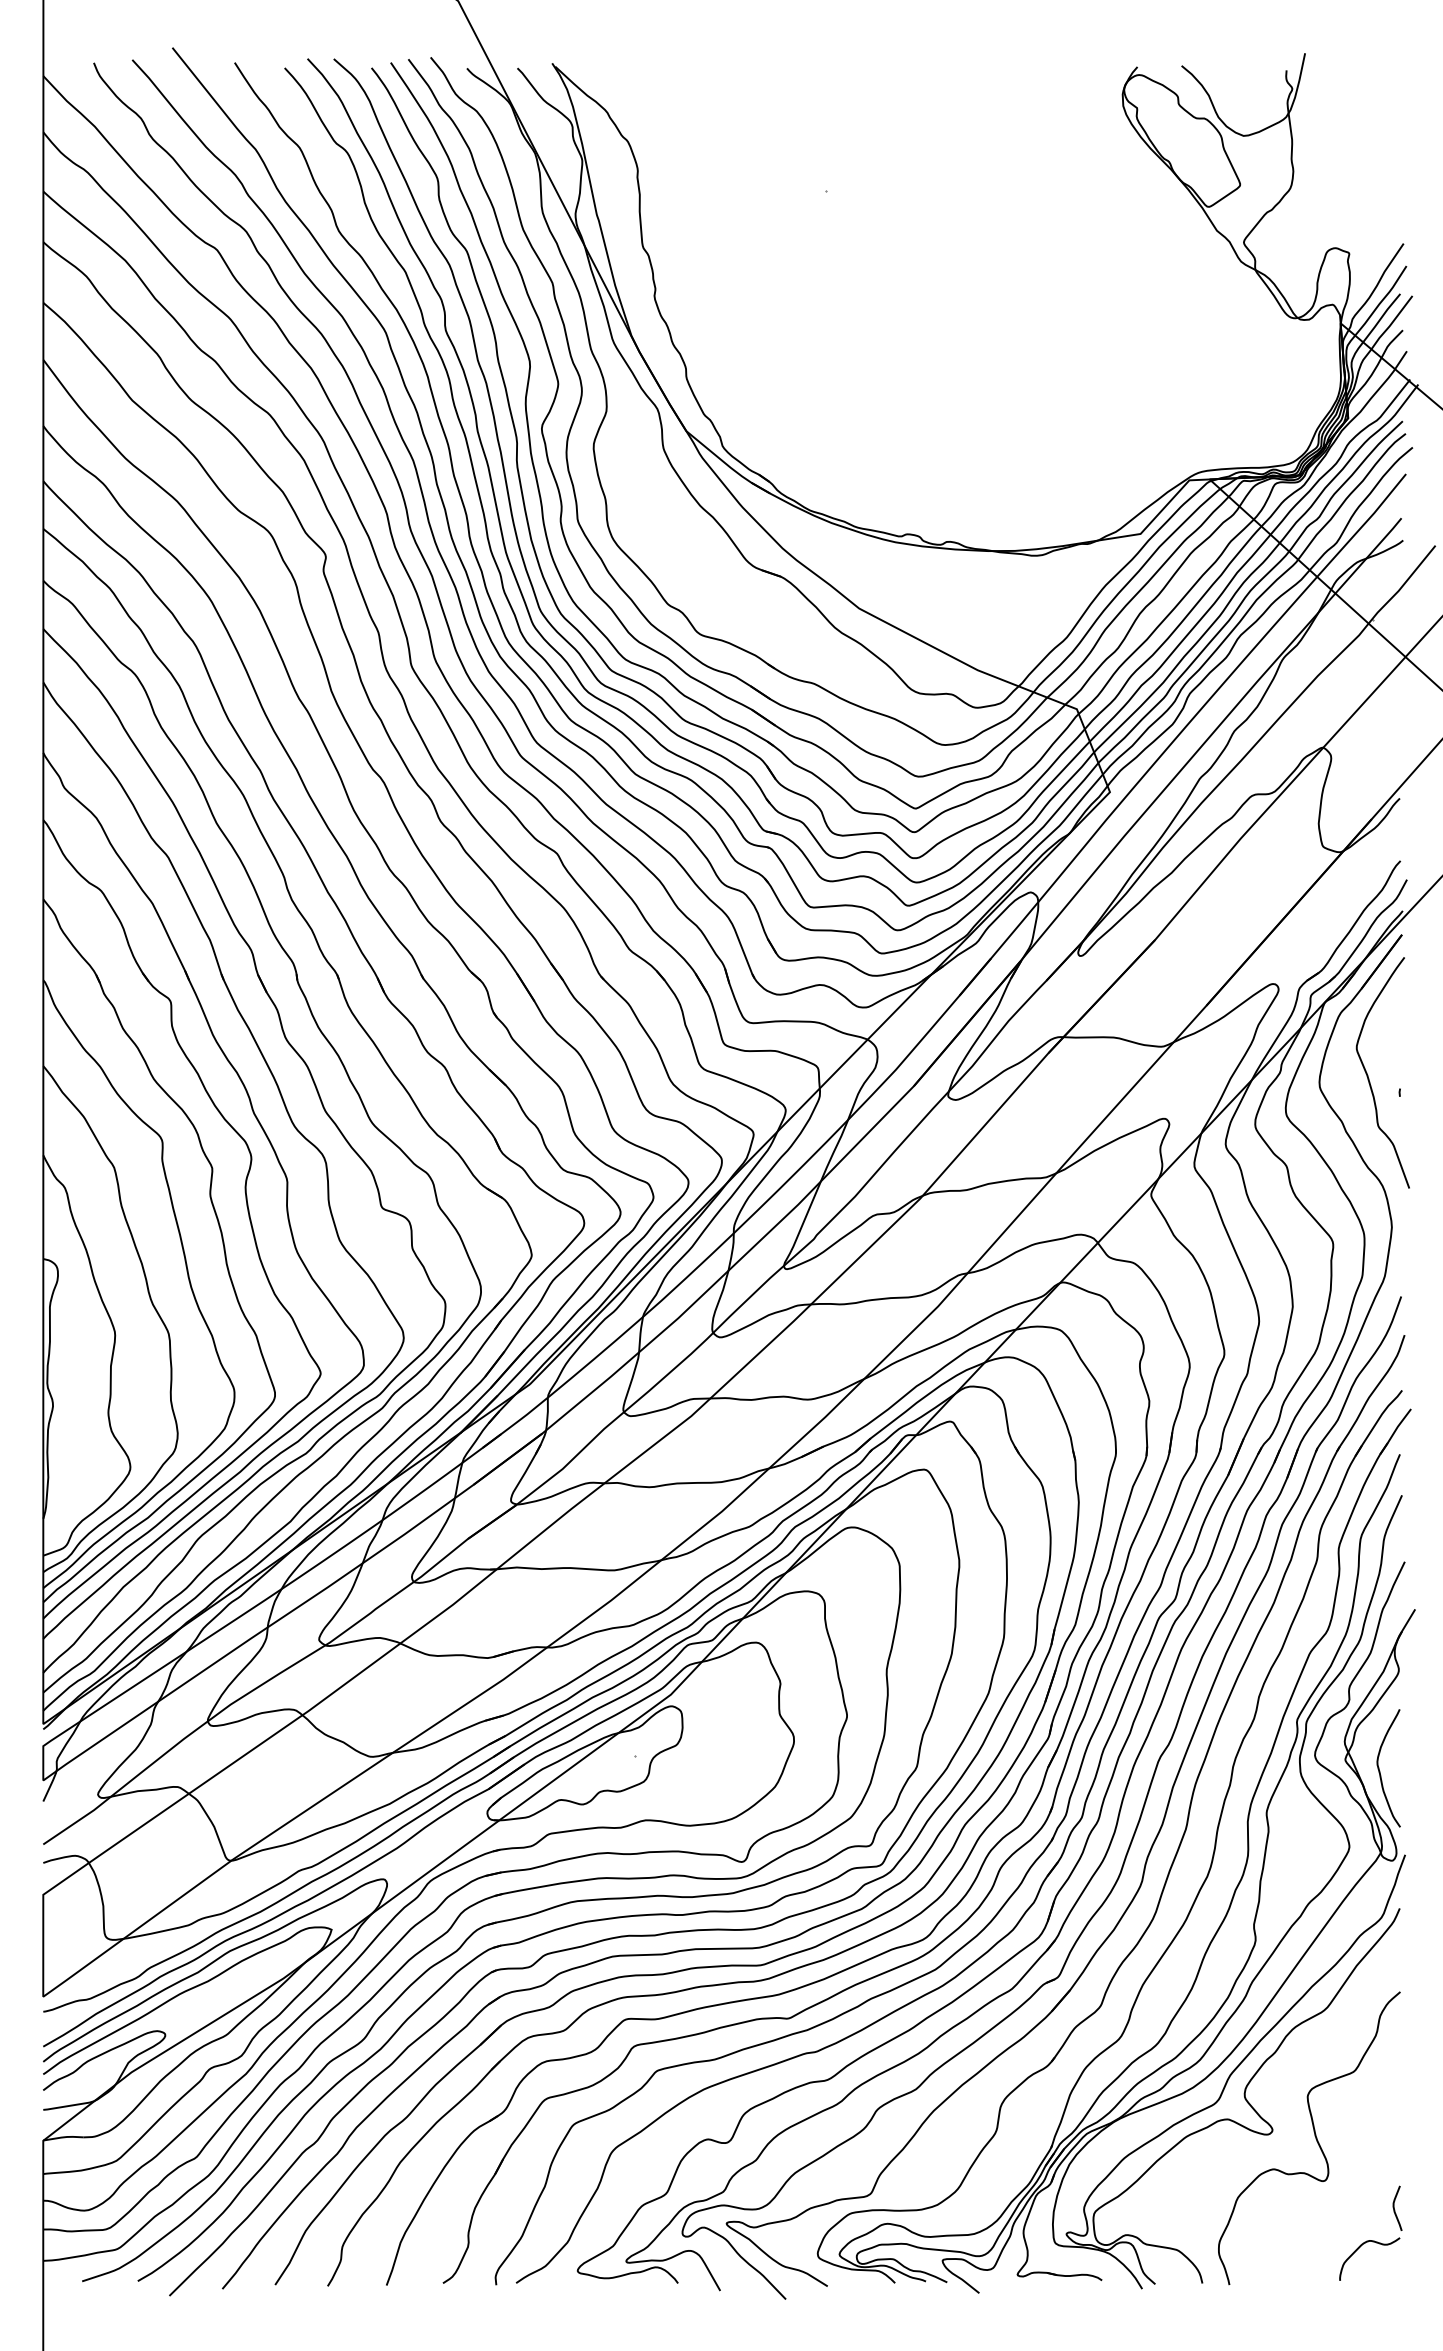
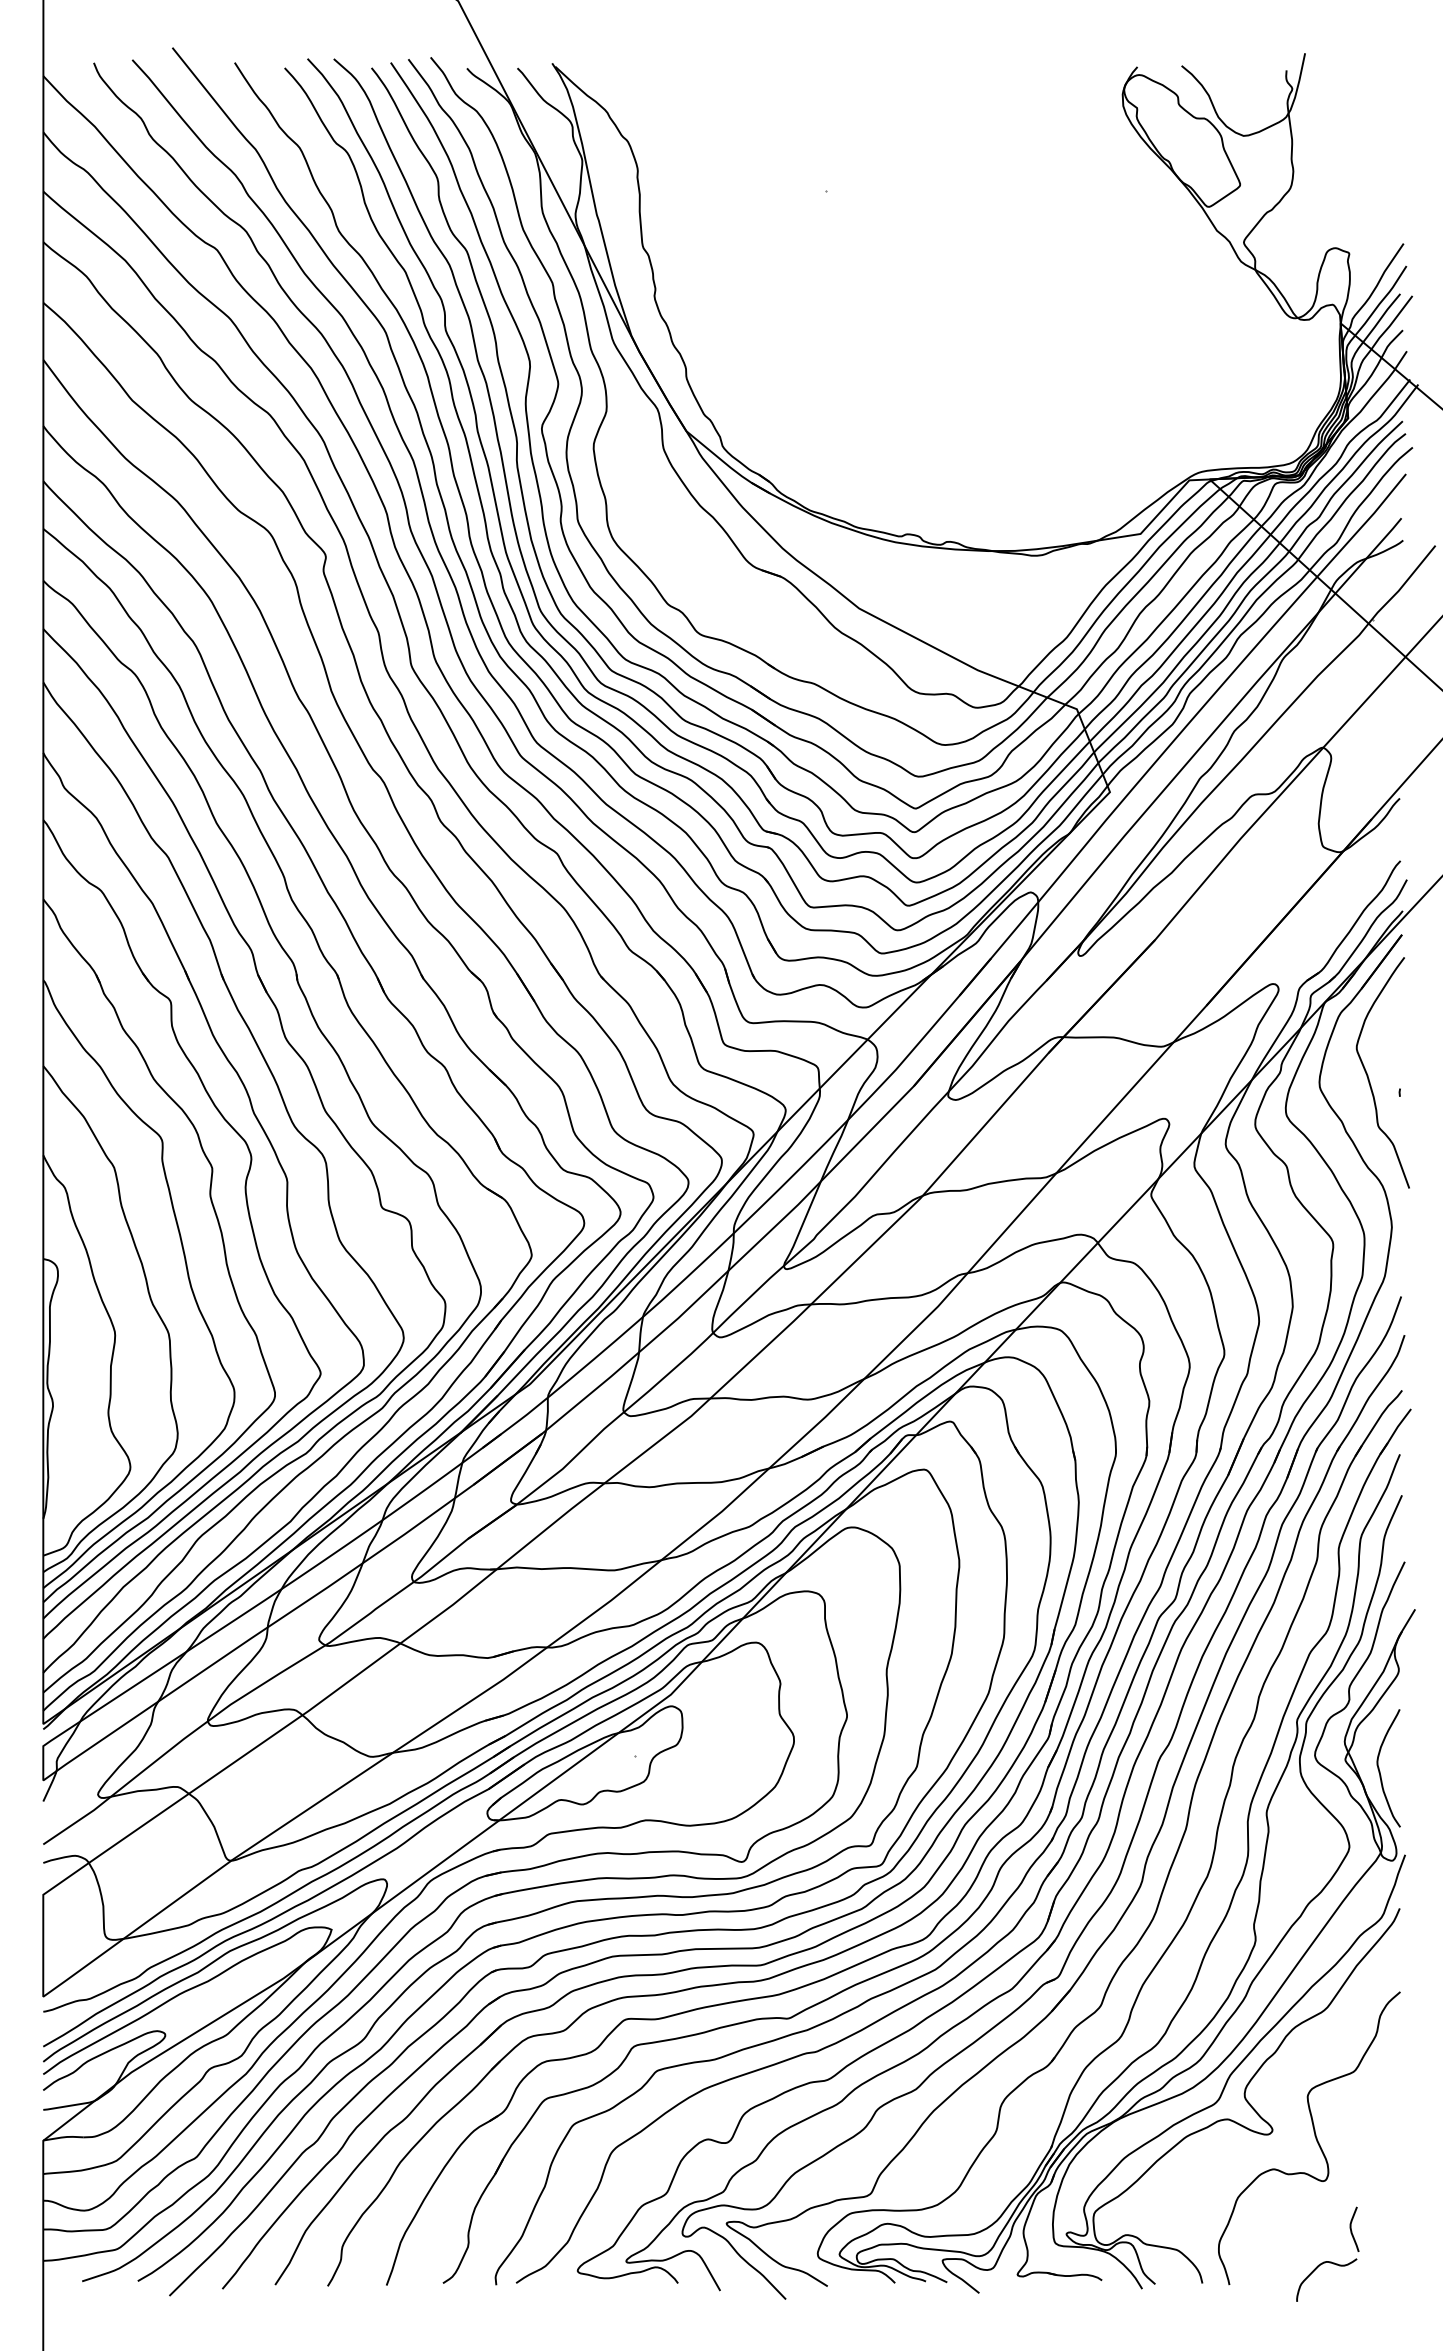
part position: (1370, 2240) -> (1327, 2261) (1327, 2261)
